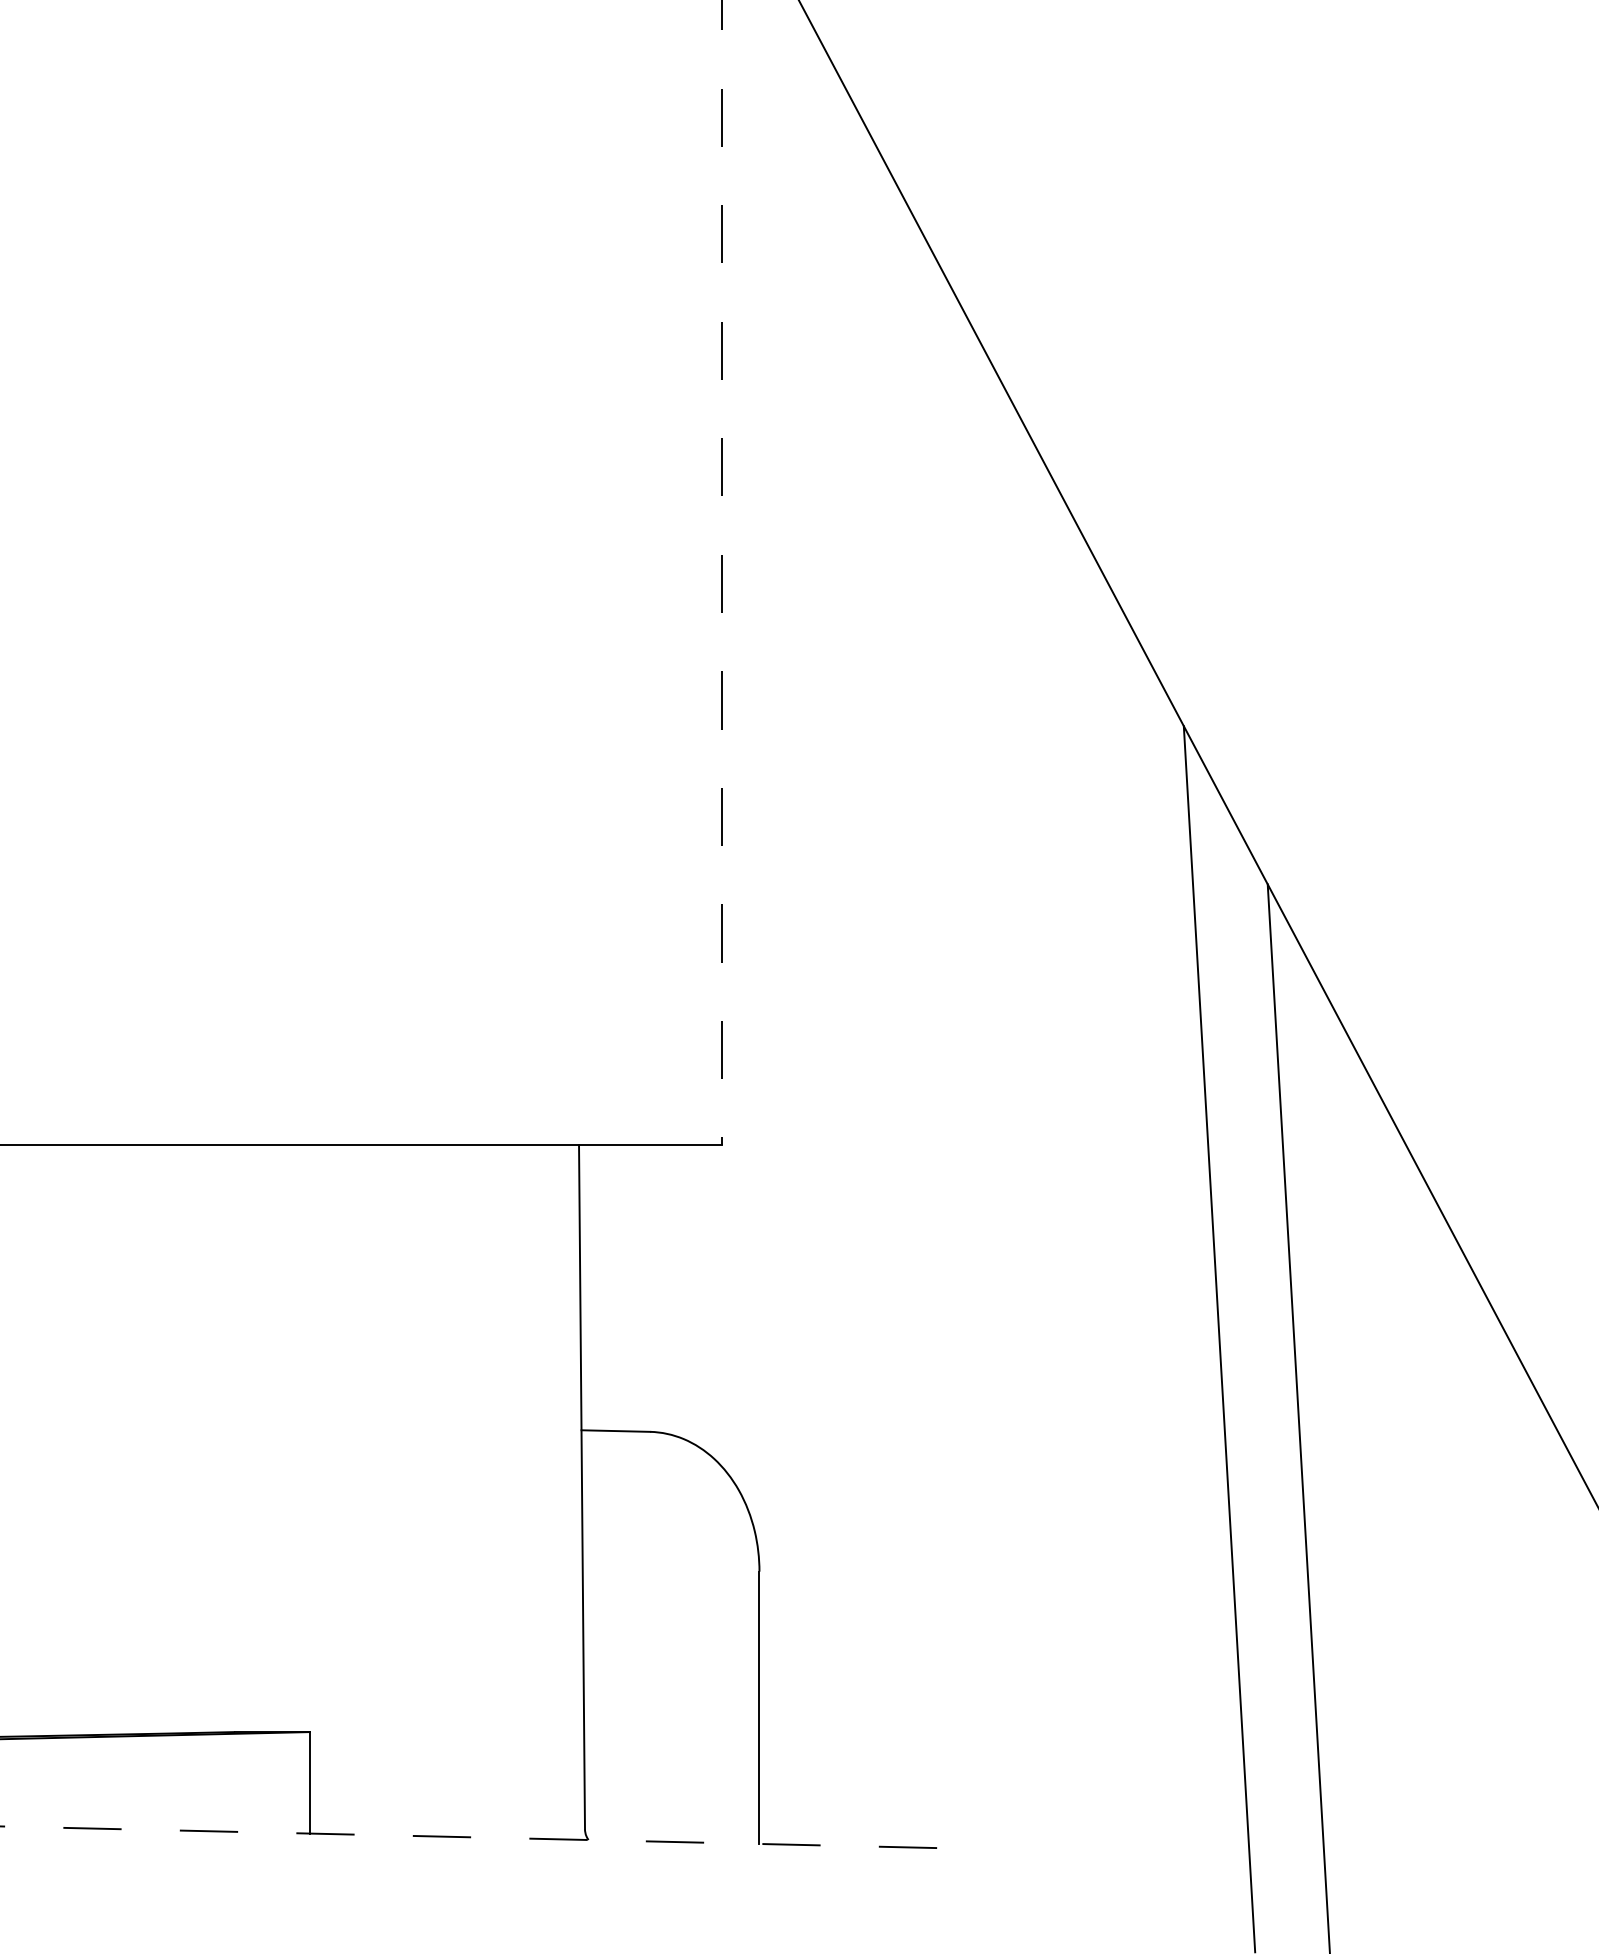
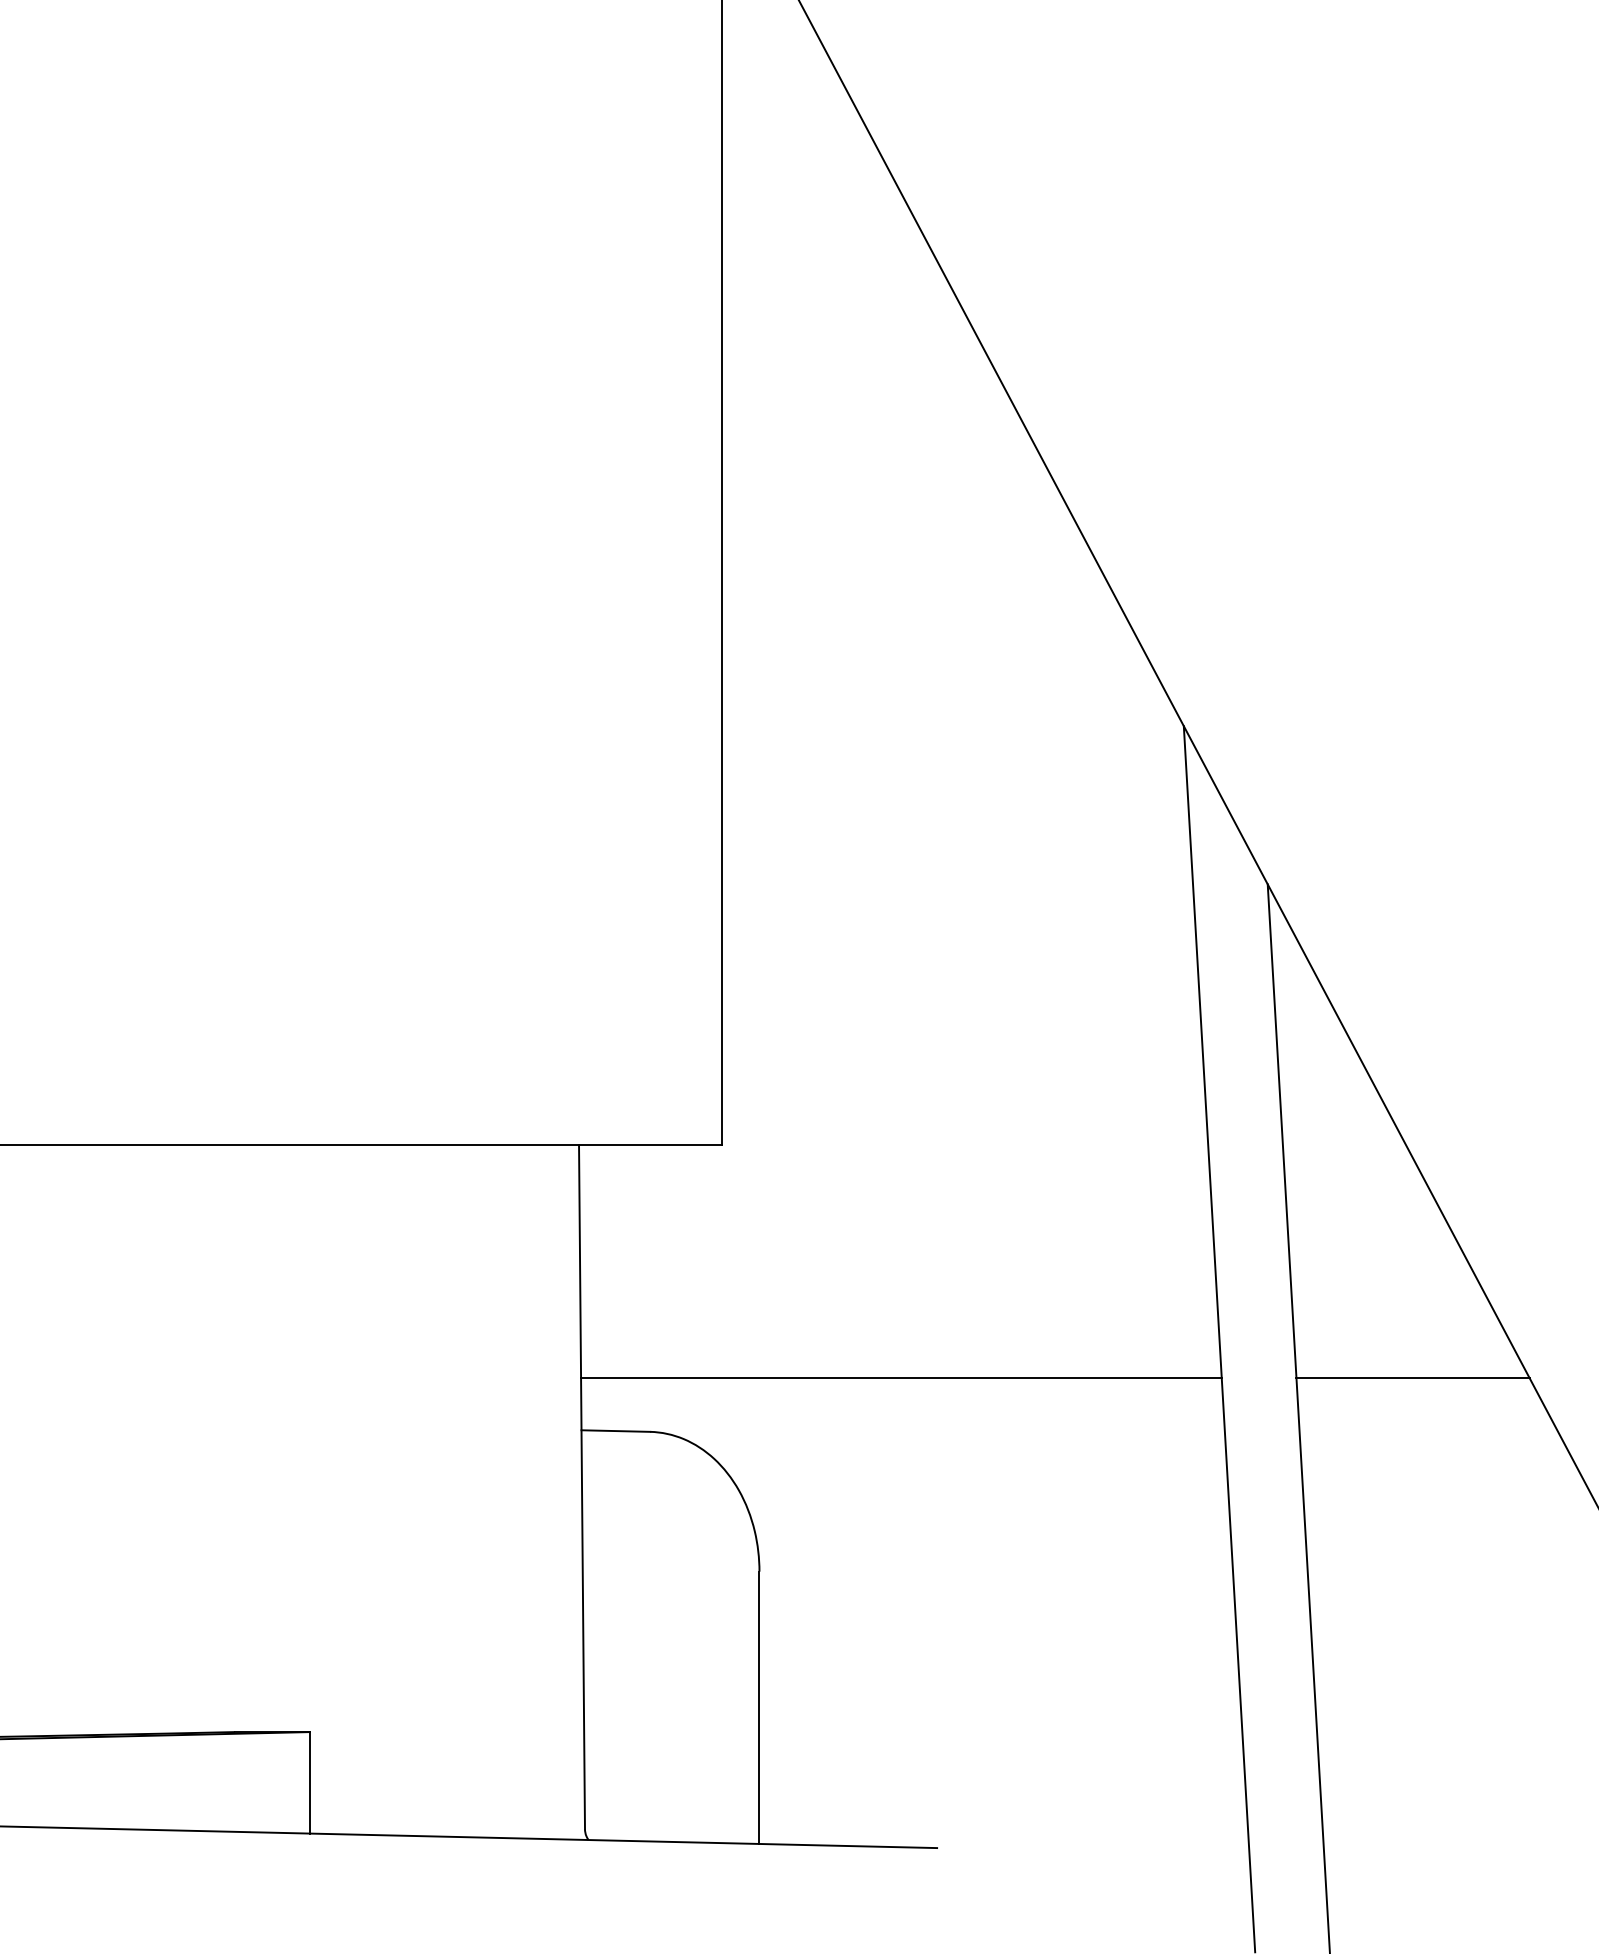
line: dashed -> solid (722, 573)
line: none -> present (901, 1378)
line: none -> present (1412, 1378)
line: dashed -> solid (468, 1837)
